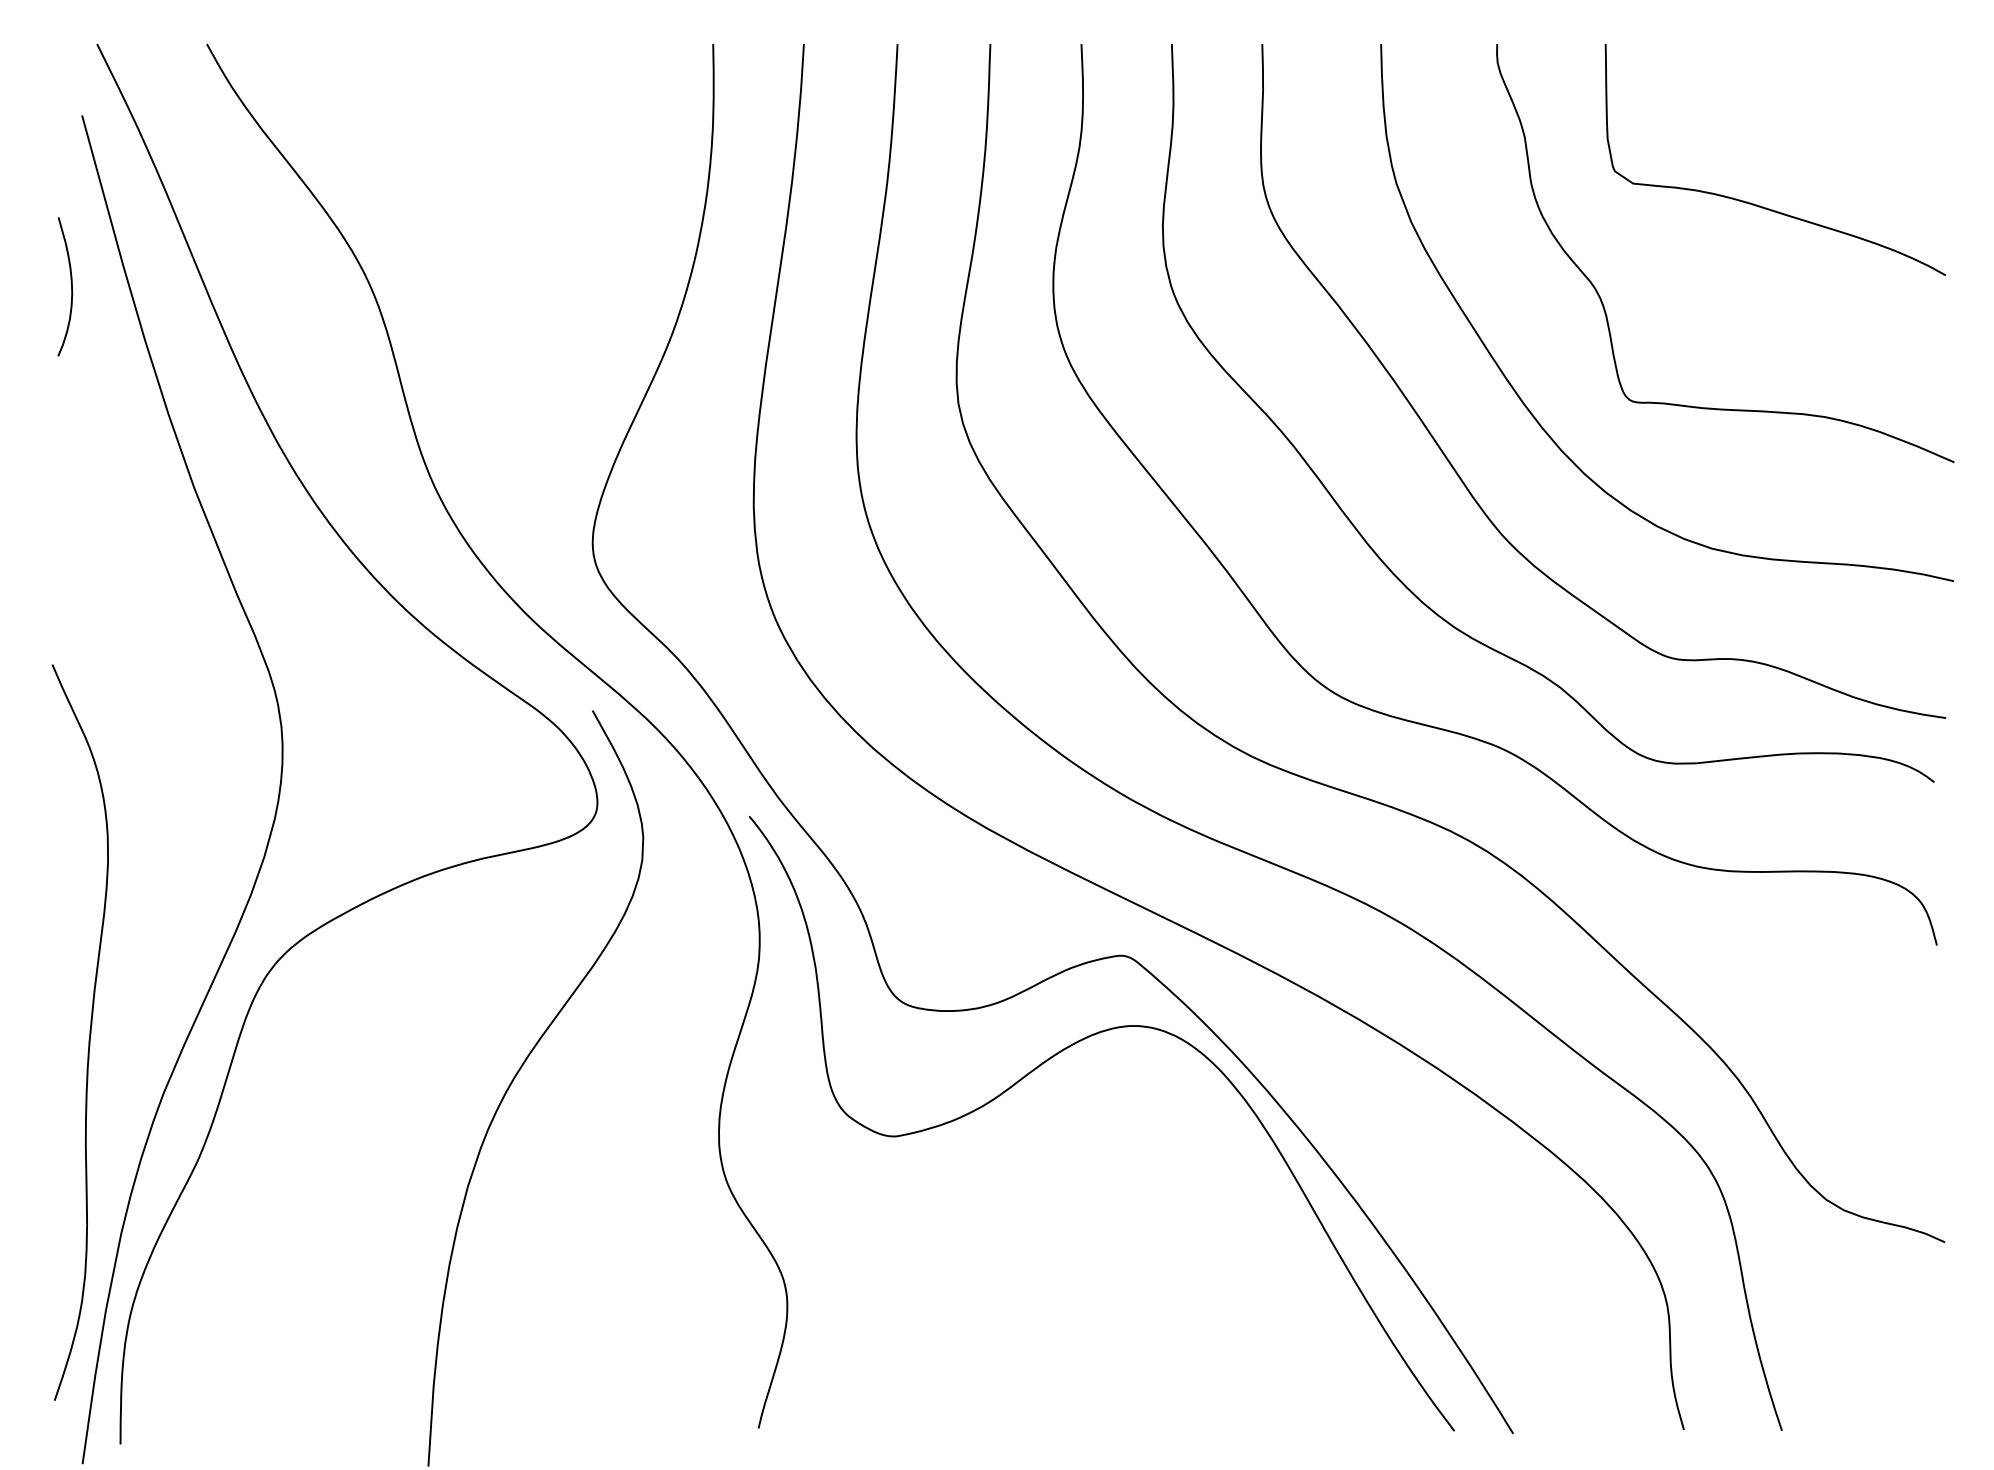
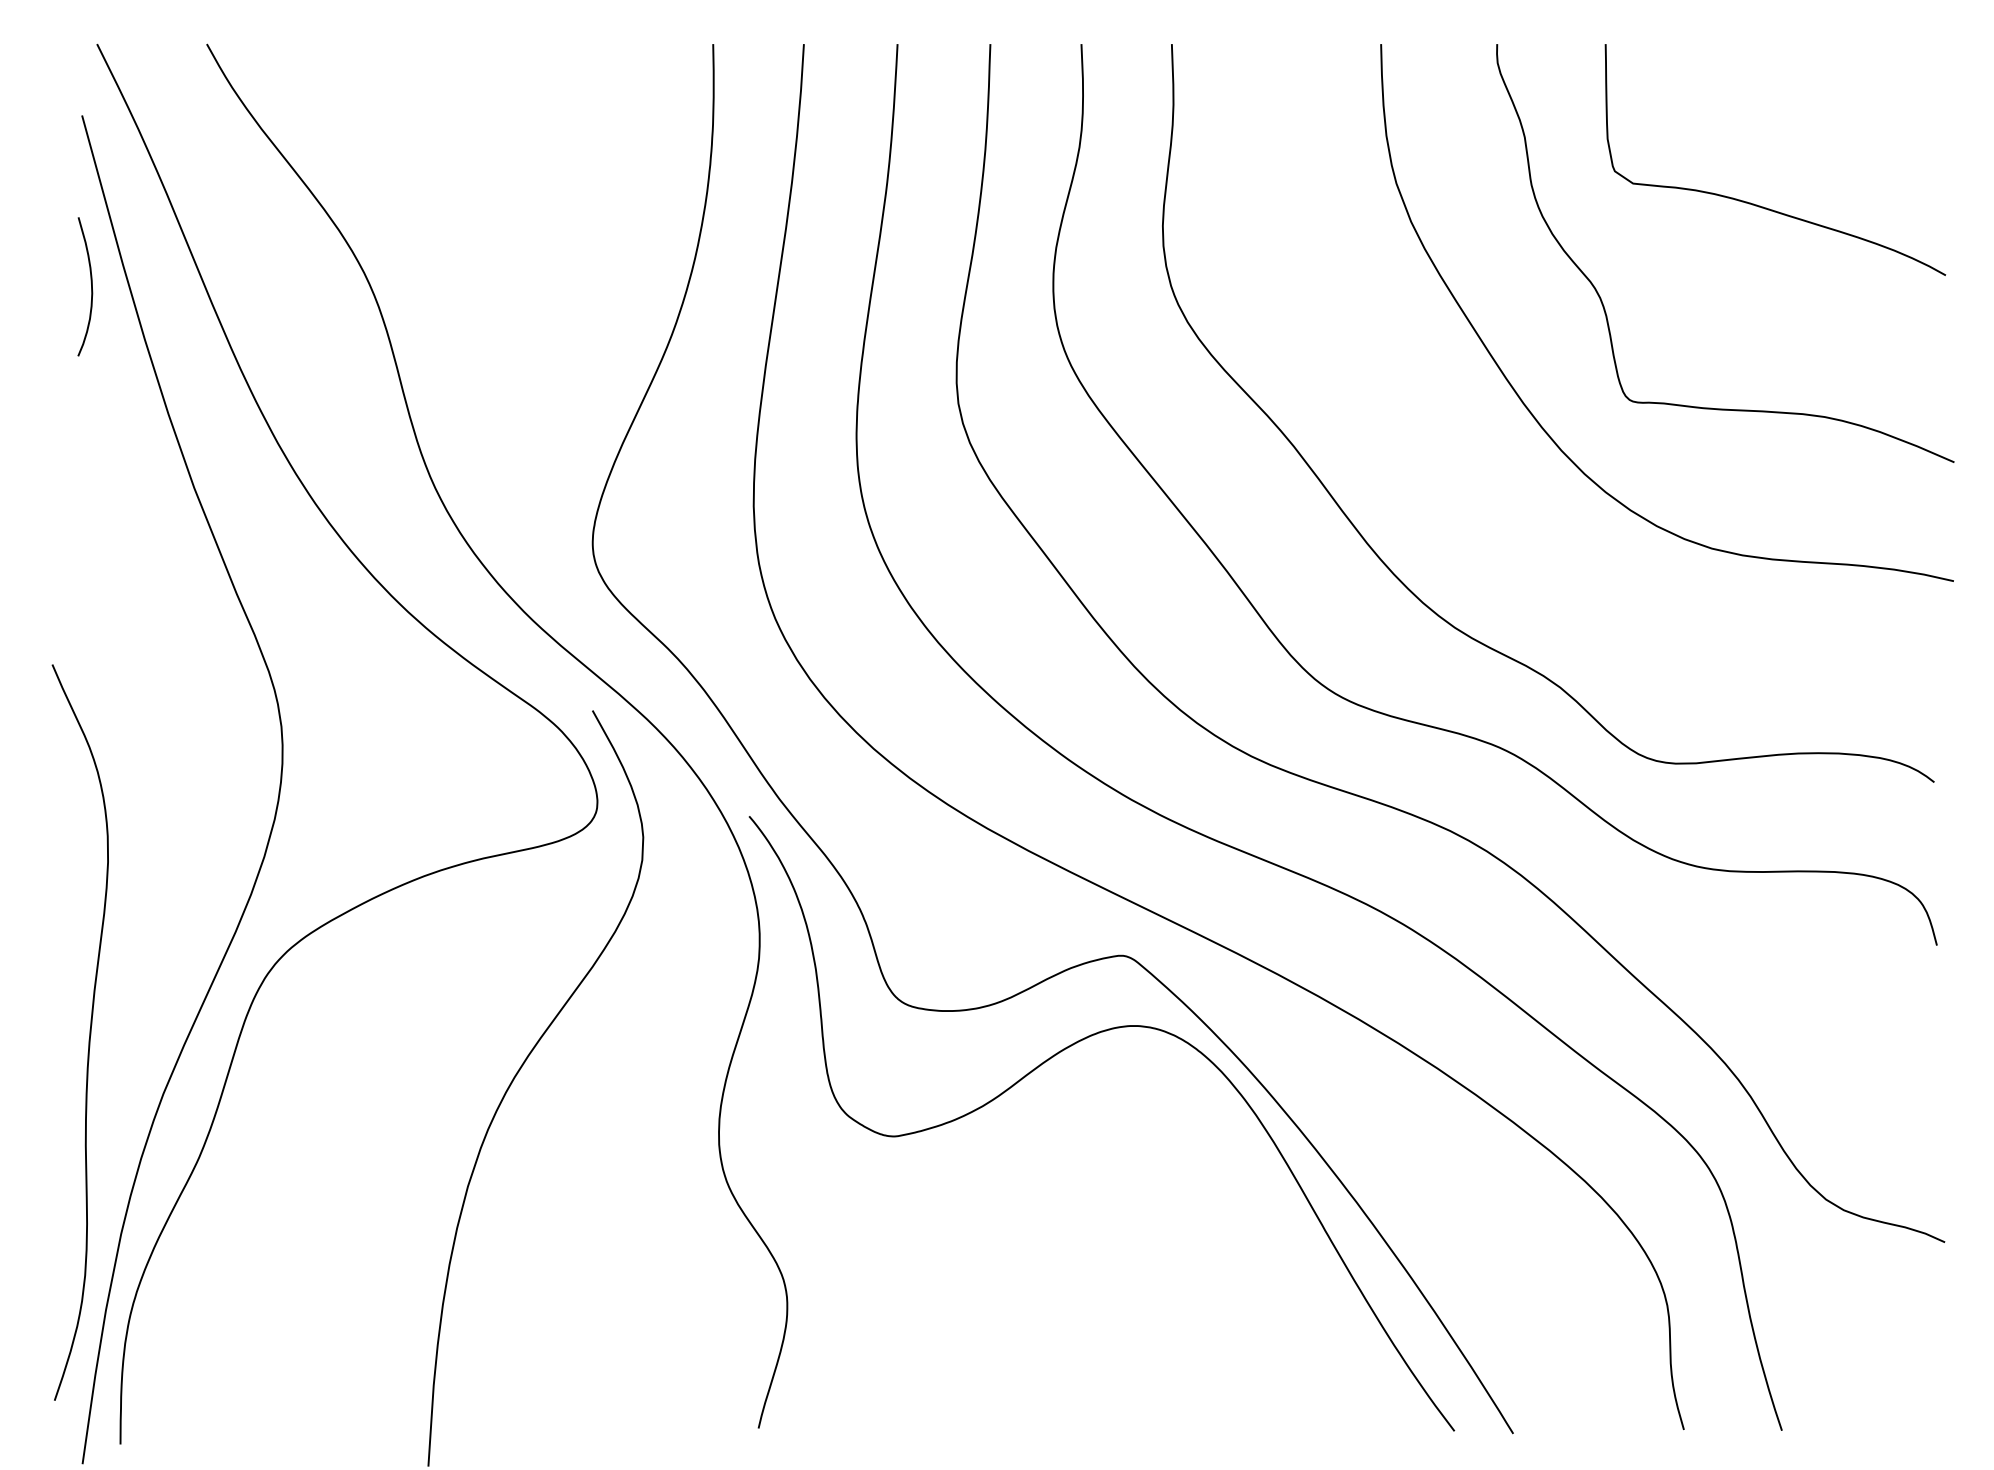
curve position: (71, 286) -> (91, 286) (91, 286)
curve: present -> none (1460, 476)
